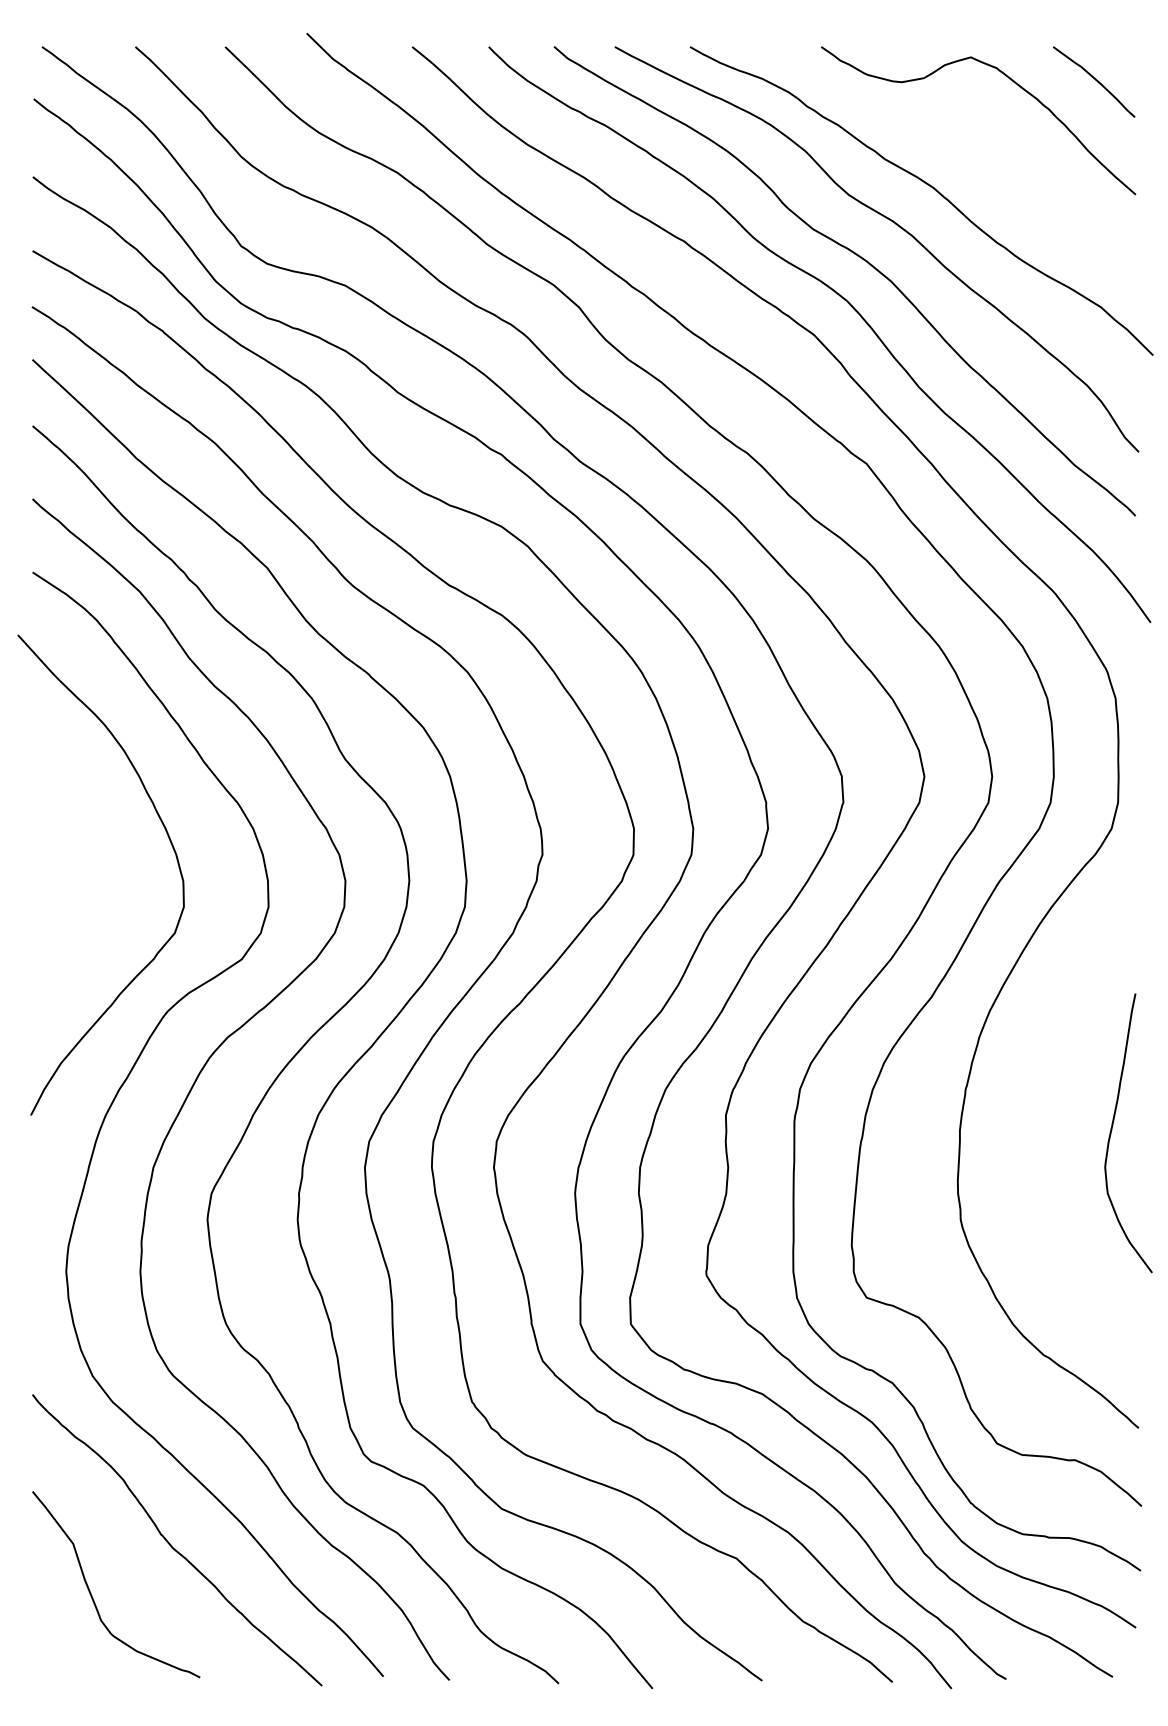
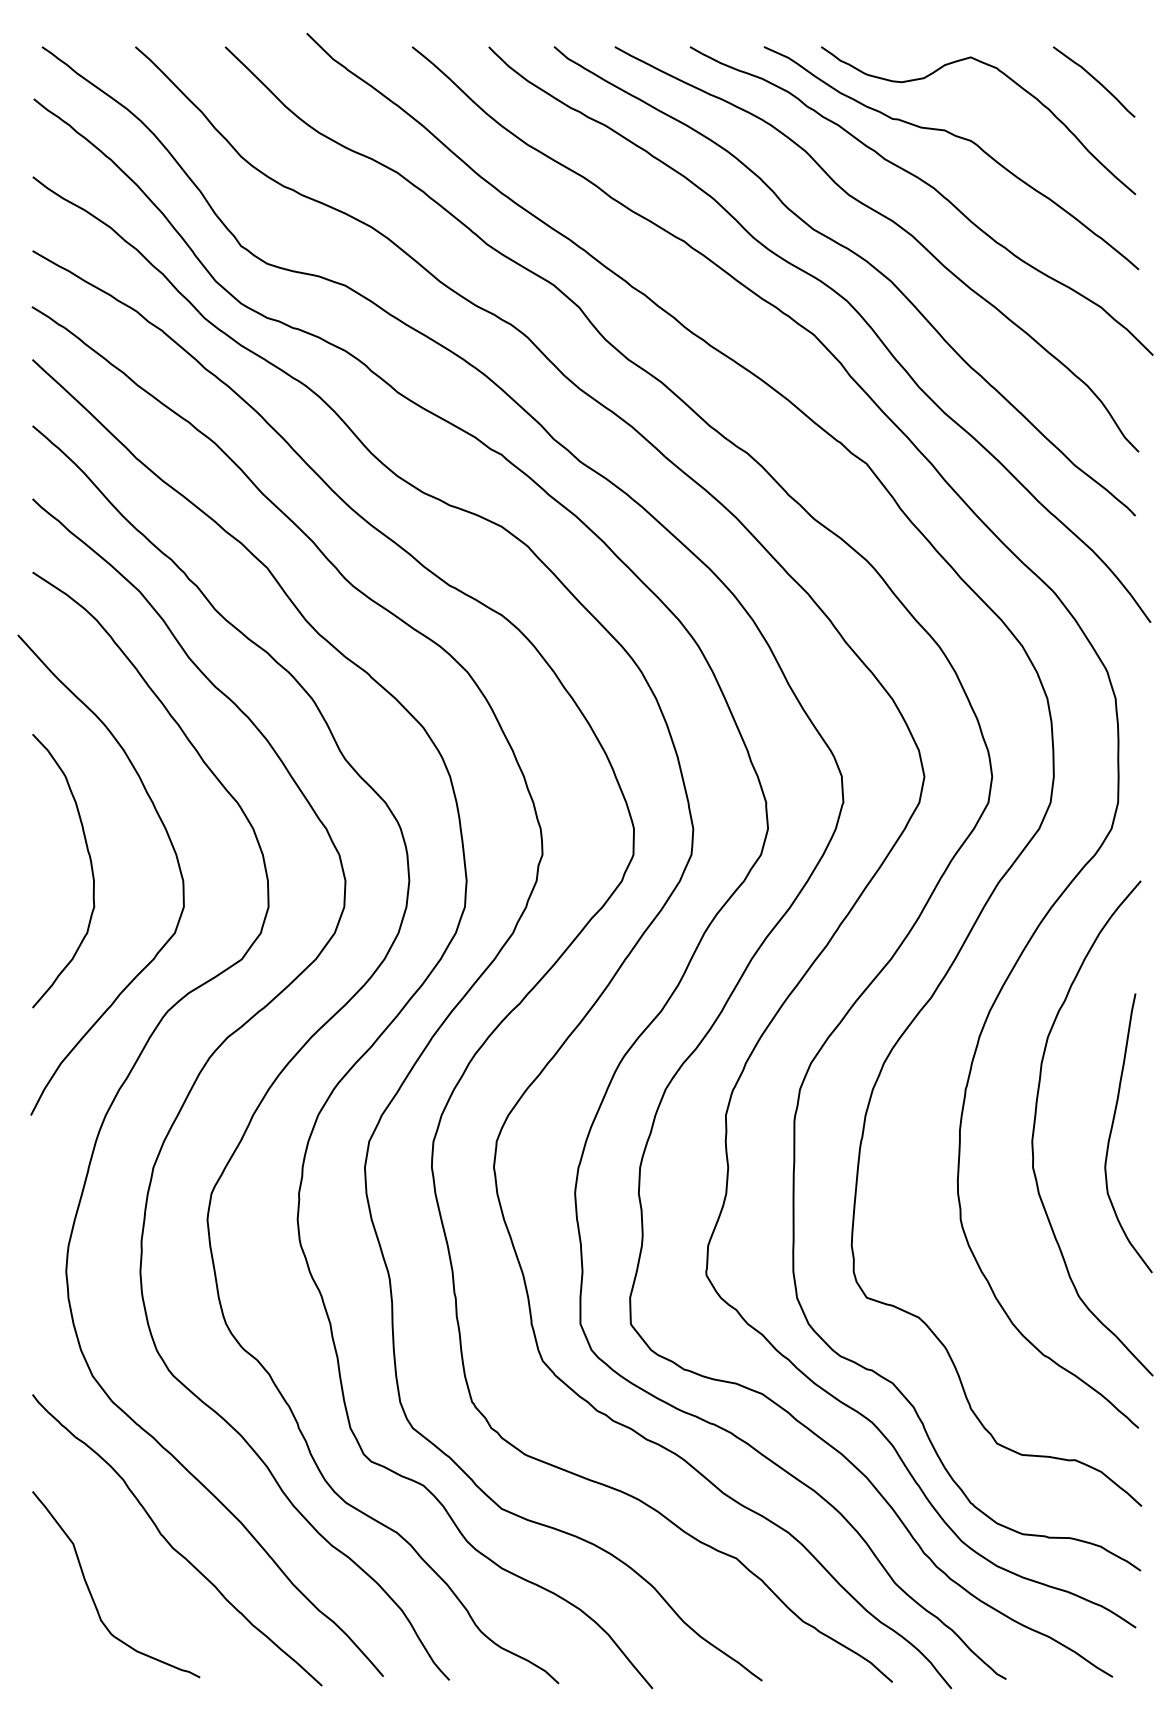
curve: none -> present (959, 138)
curve: none -> present (90, 866)
curve: none -> present (1035, 1125)
